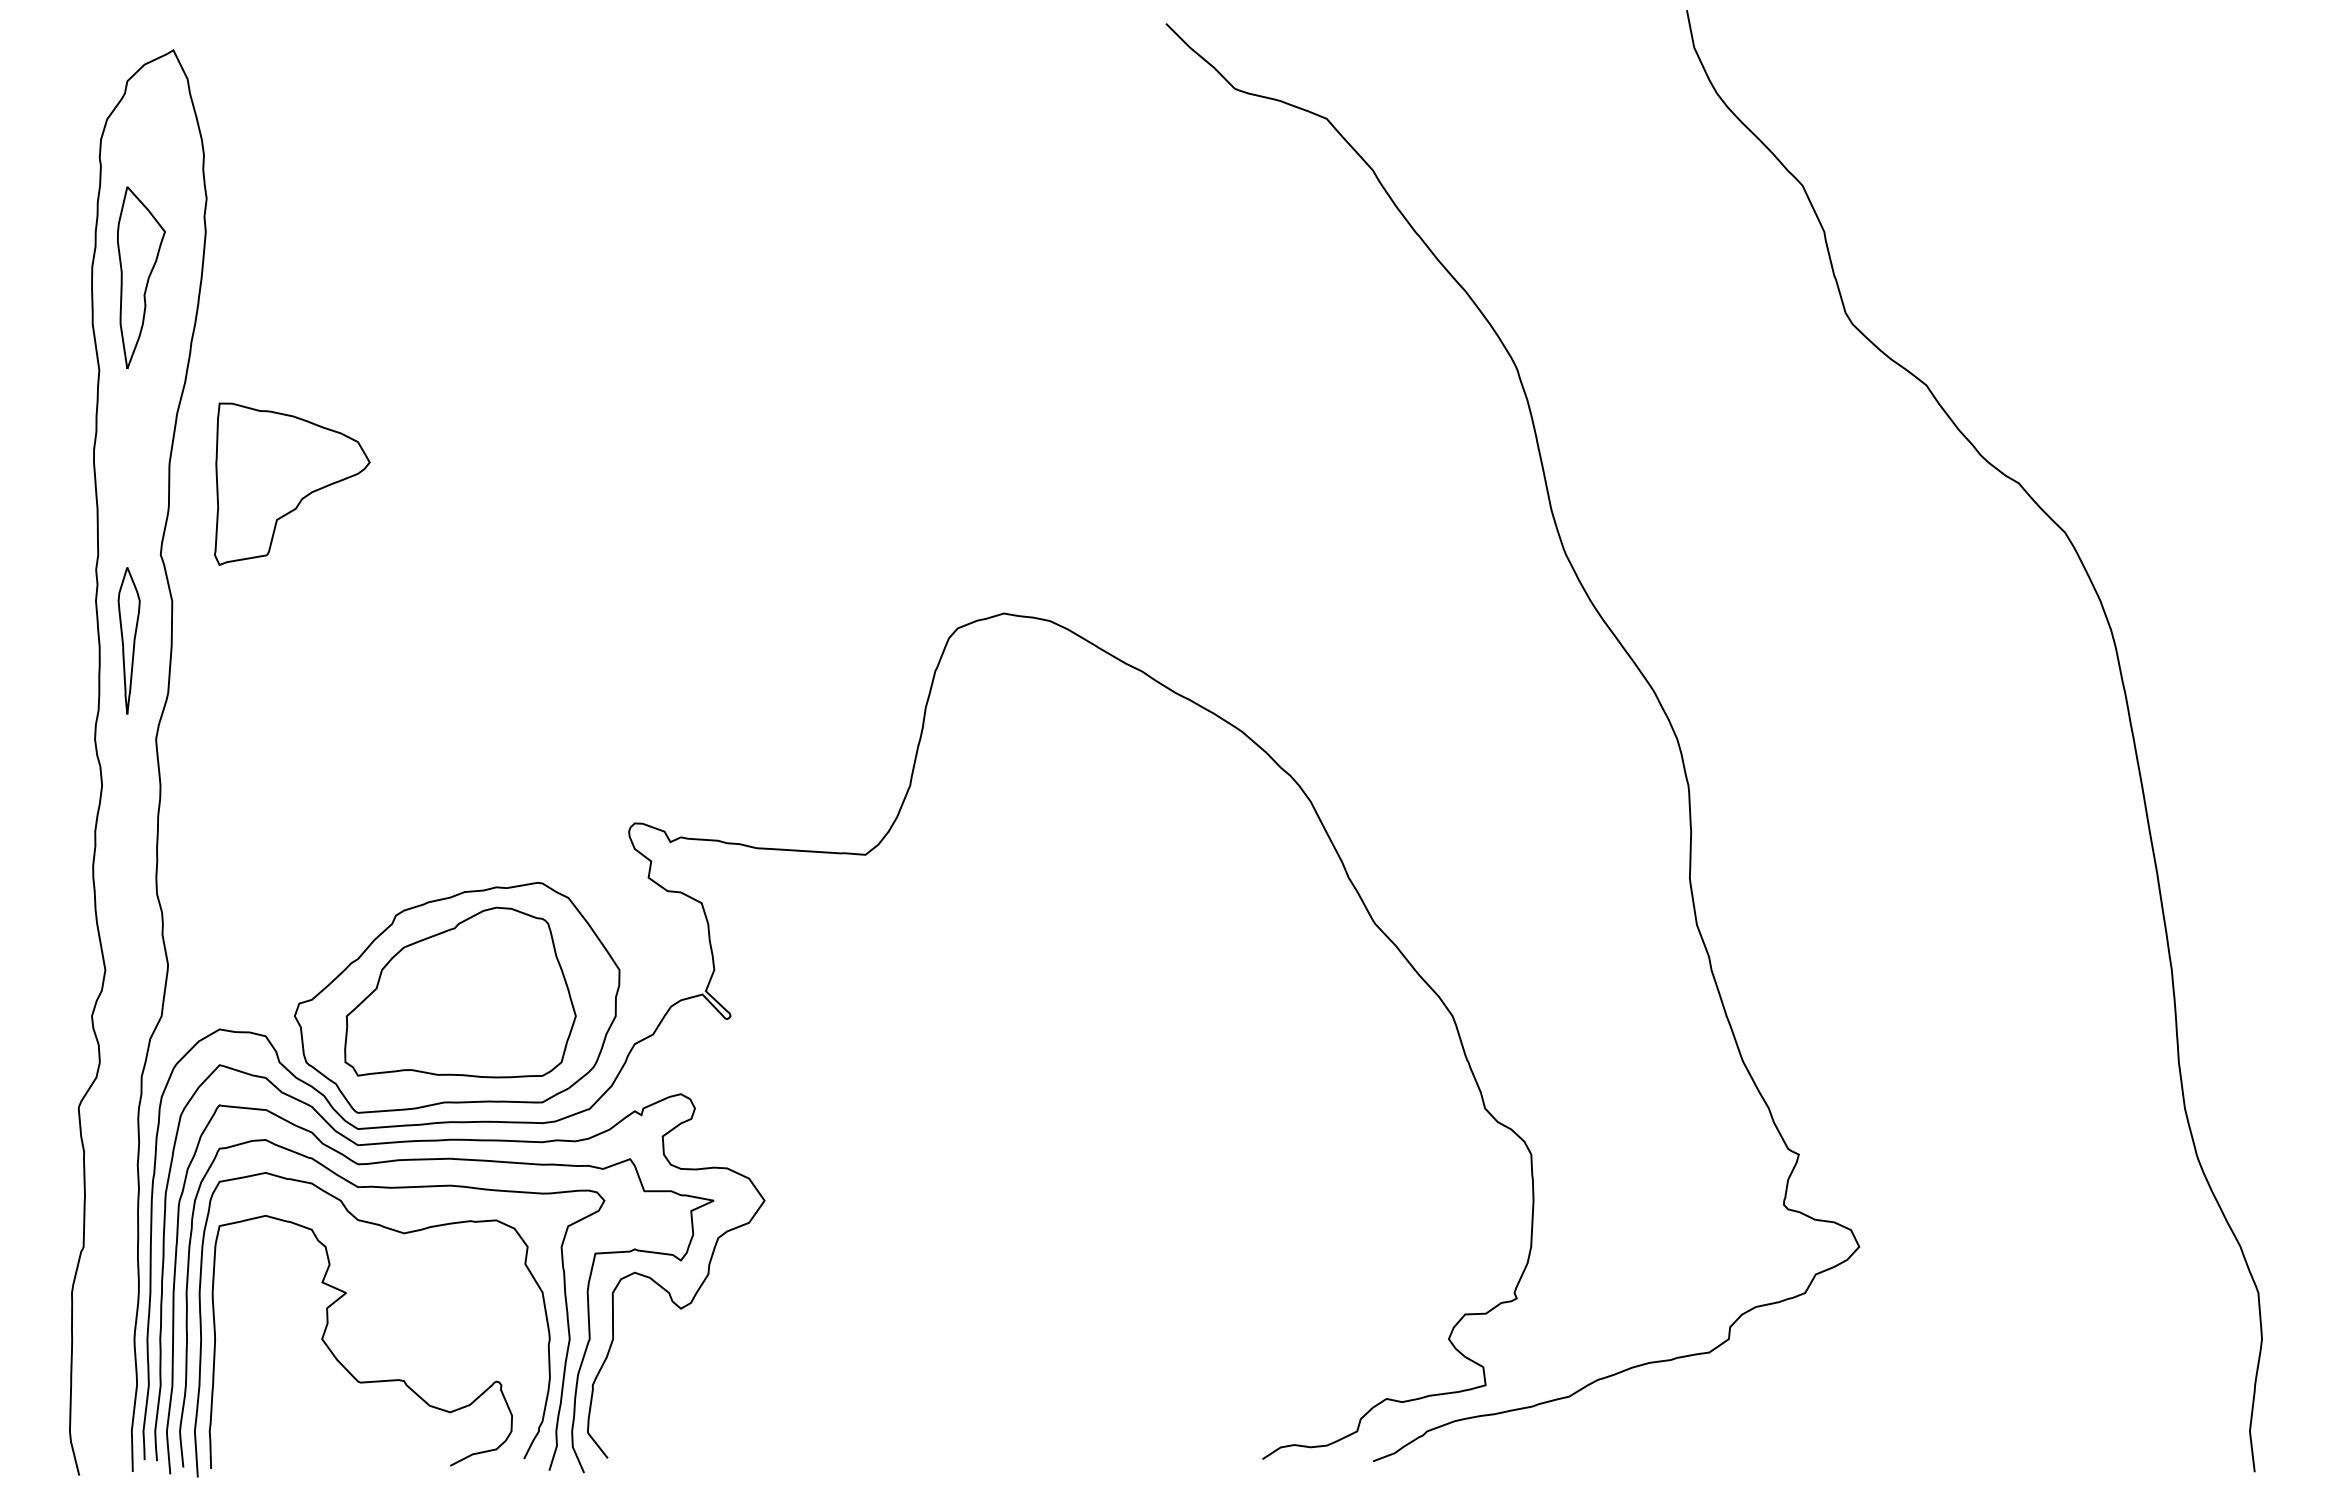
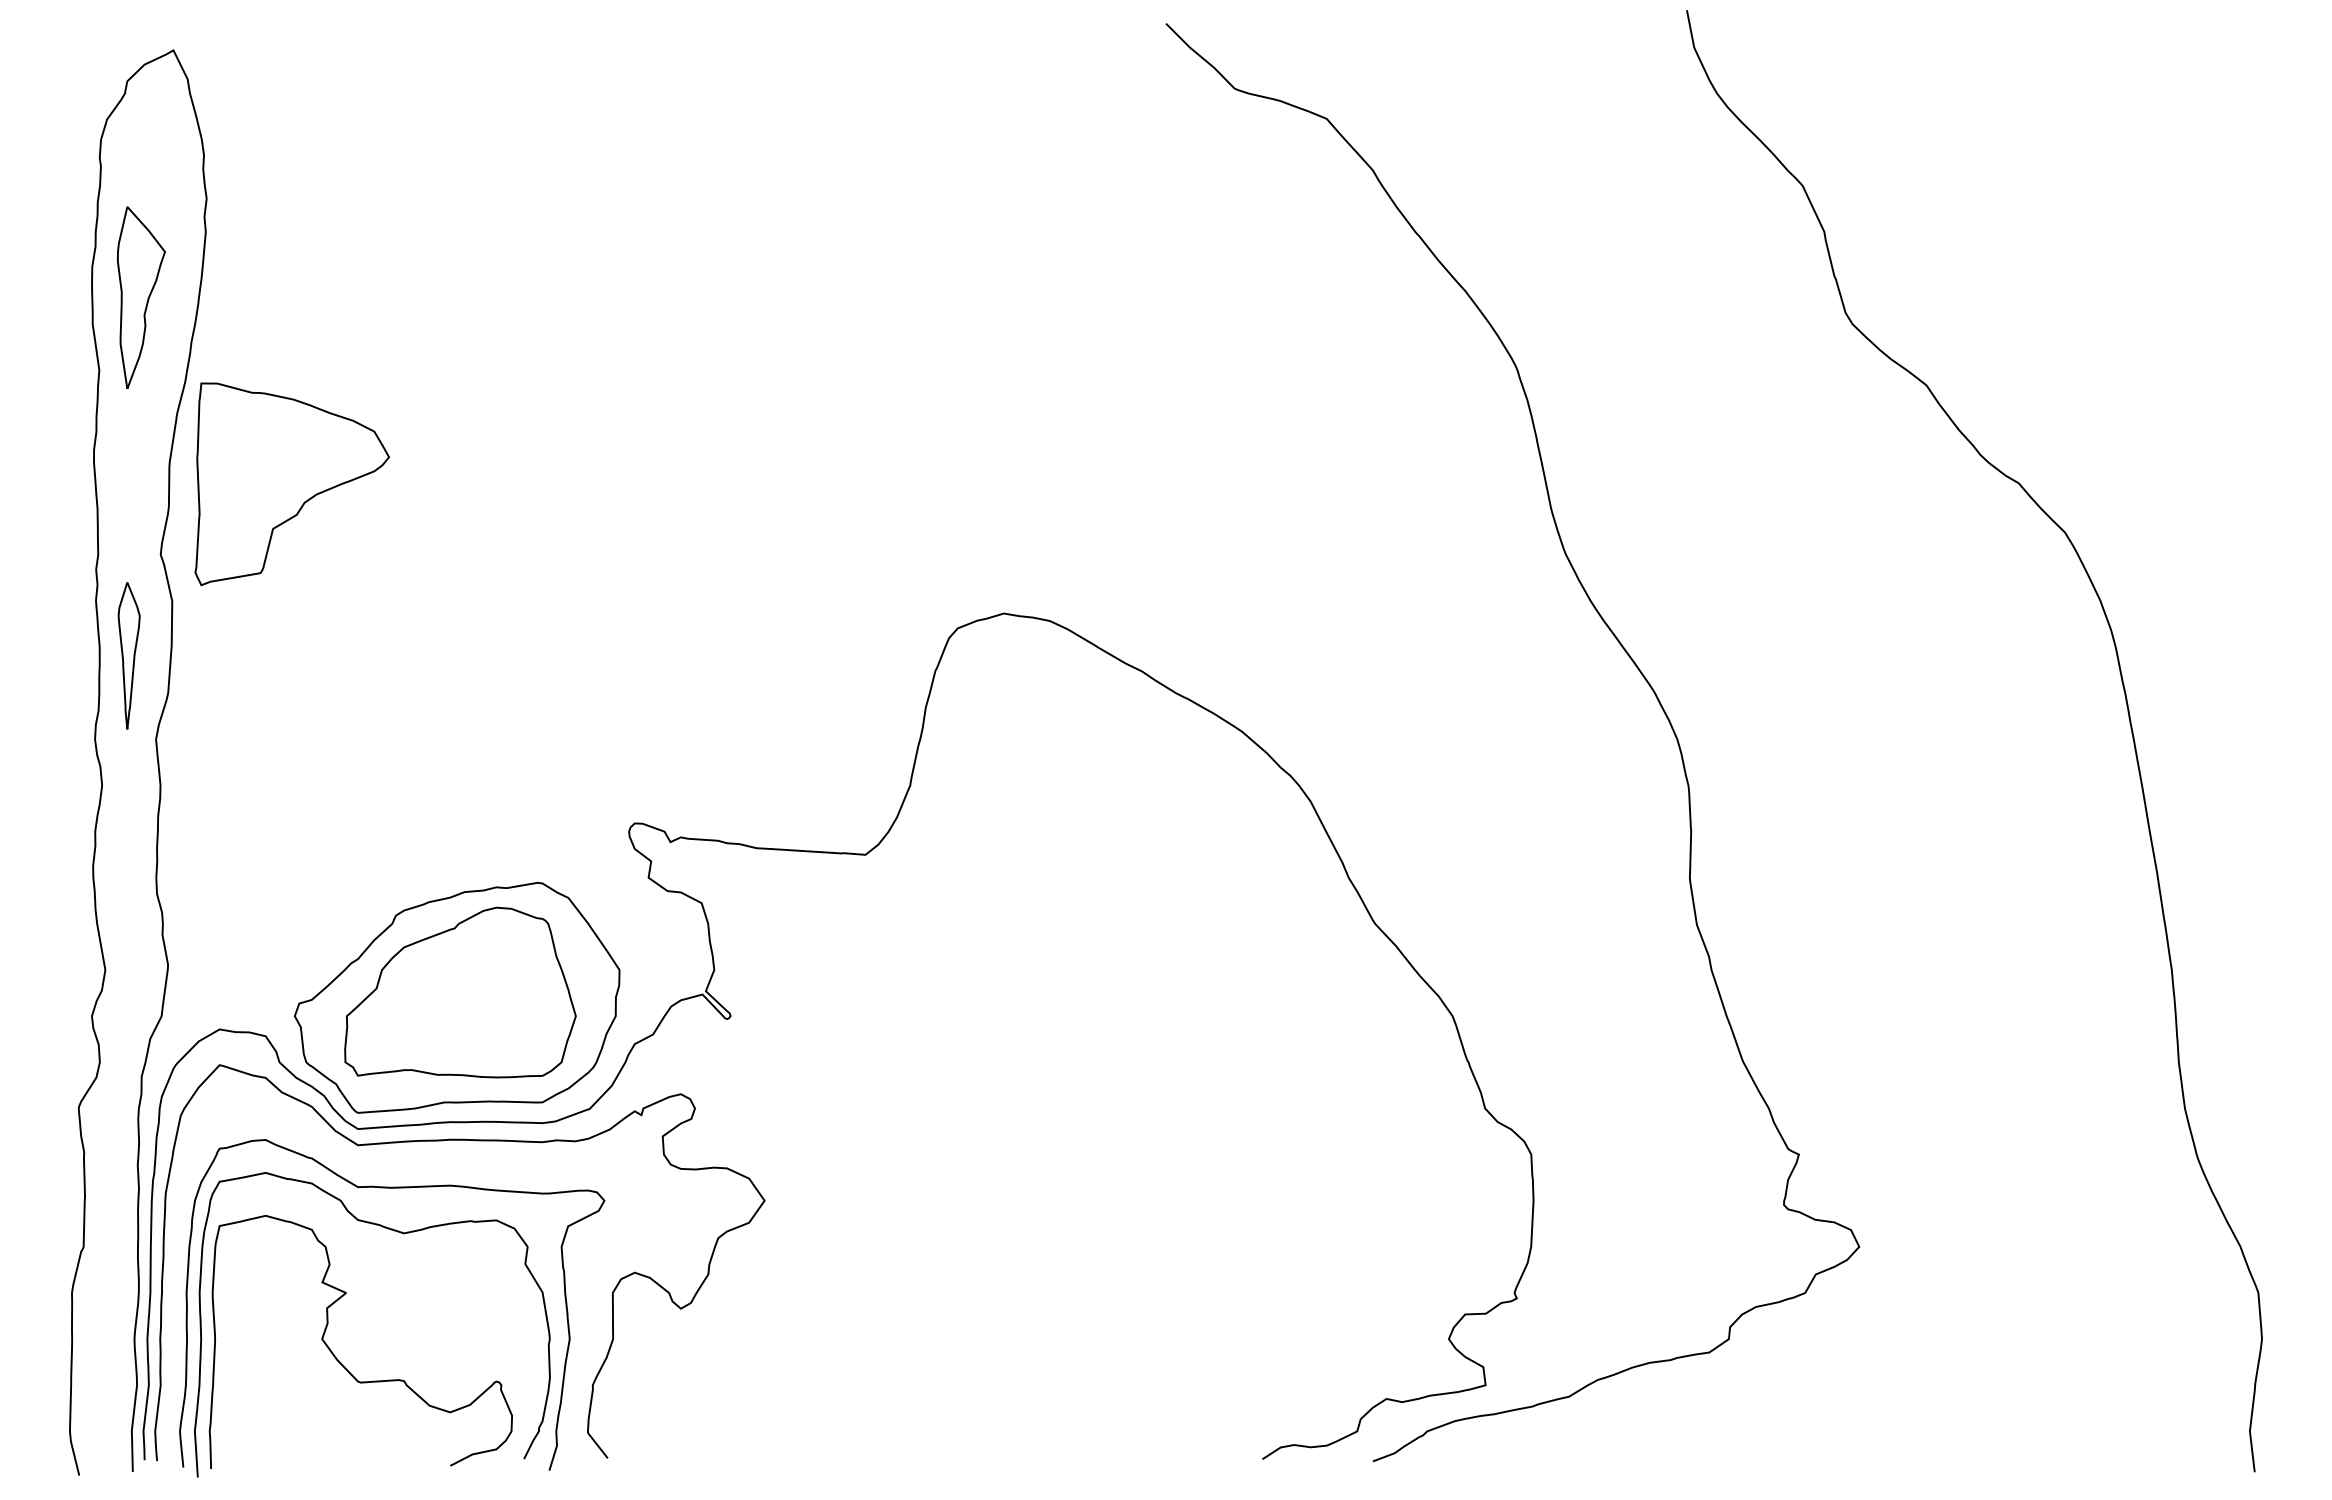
part position: (141, 277) -> (141, 297) (141, 297)
part size: 157x164 px -> 196x205 px (291, 484)
part position: (128, 640) -> (128, 655) (128, 655)
curve: present -> none (433, 1160)
